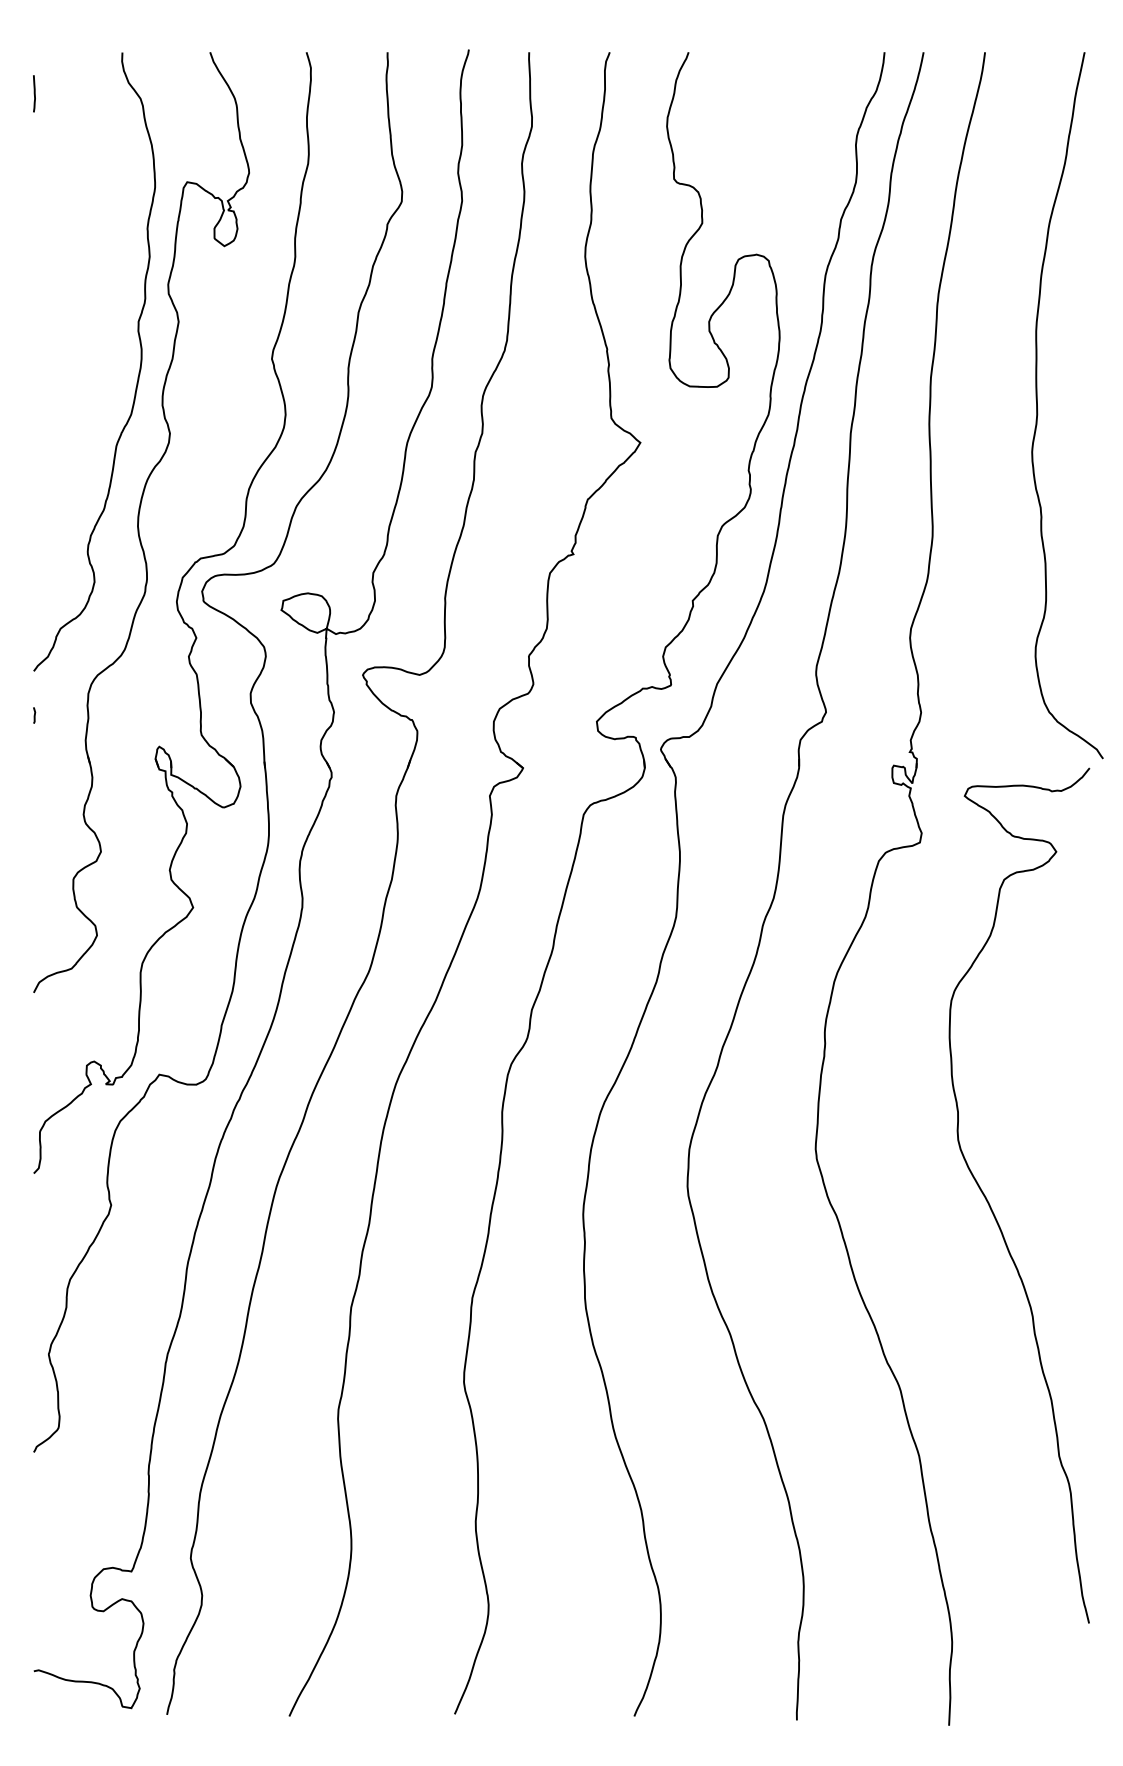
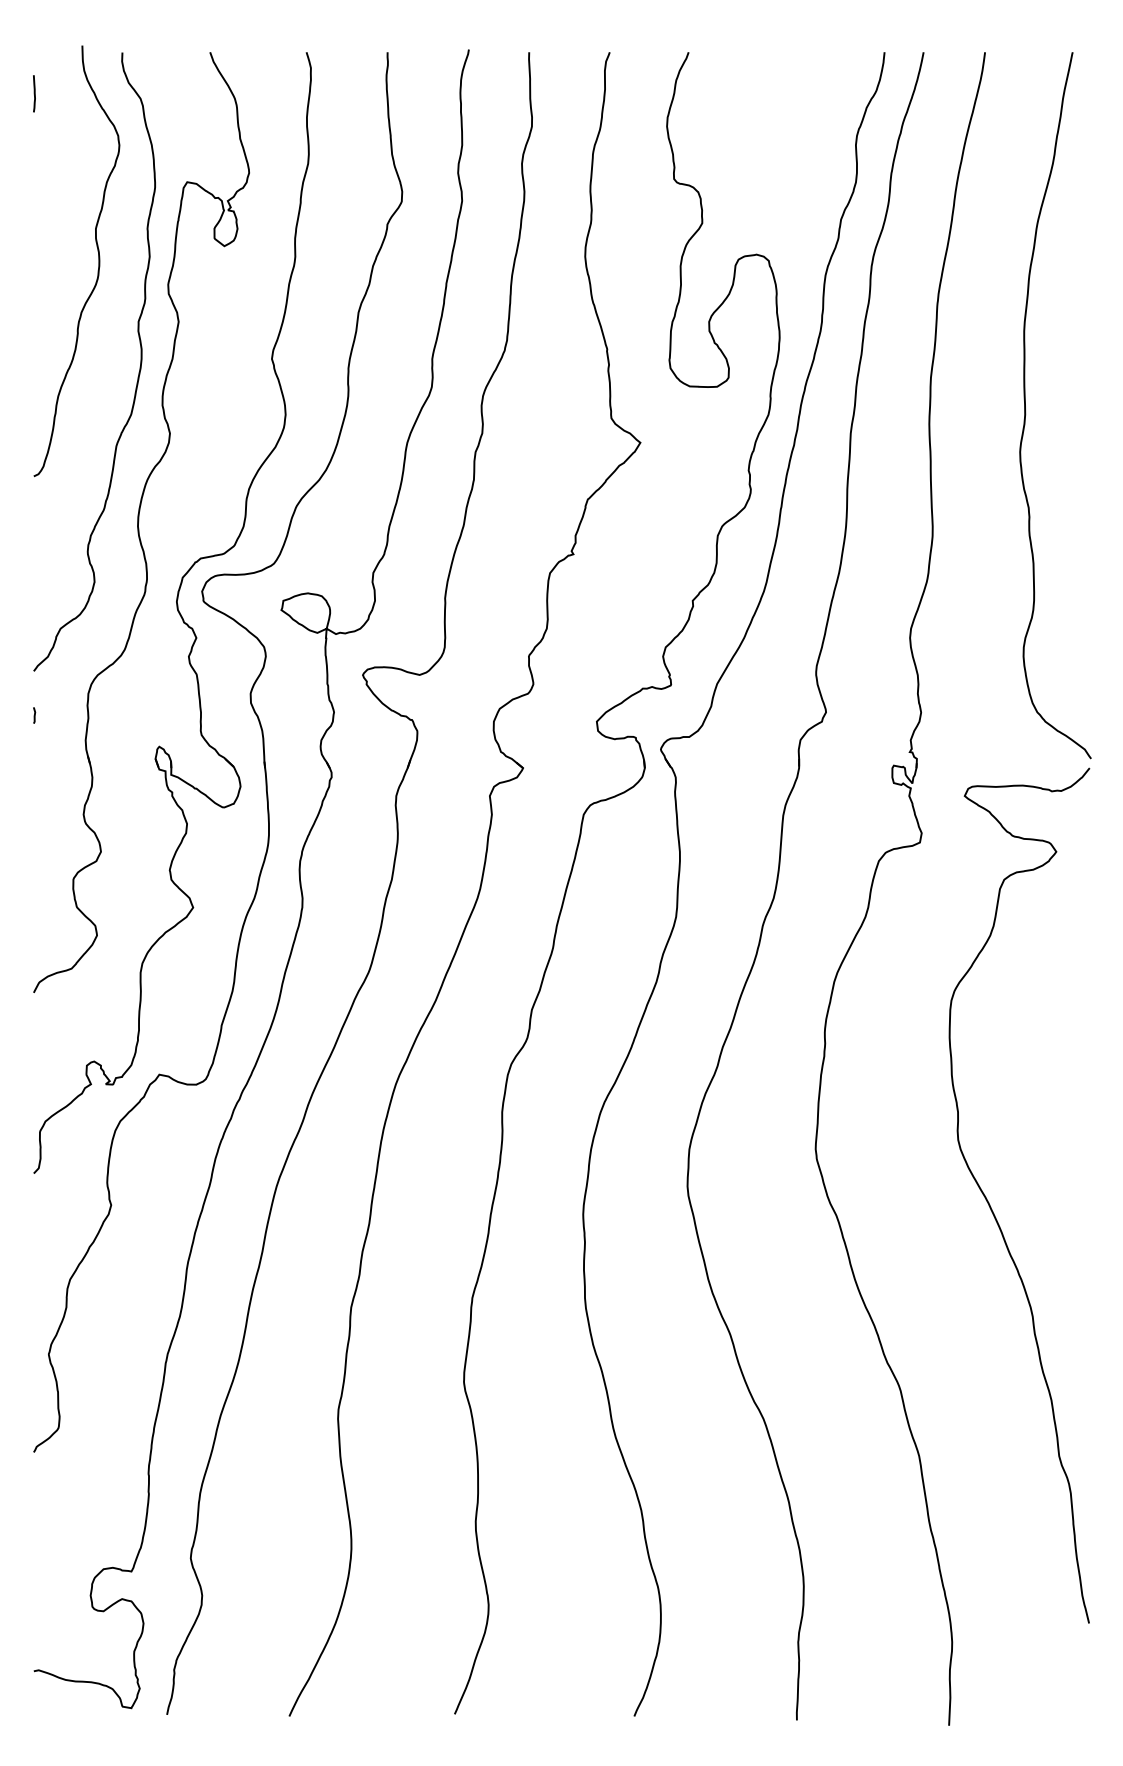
curve: none -> present (98, 261)
curve position: (1038, 412) -> (1026, 412) (1026, 412)
